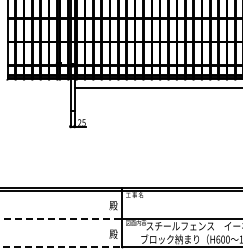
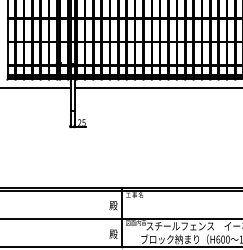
line: none -> present (36, 87)
line: dashed -> solid (61, 219)
line: dashed -> solid (61, 246)
